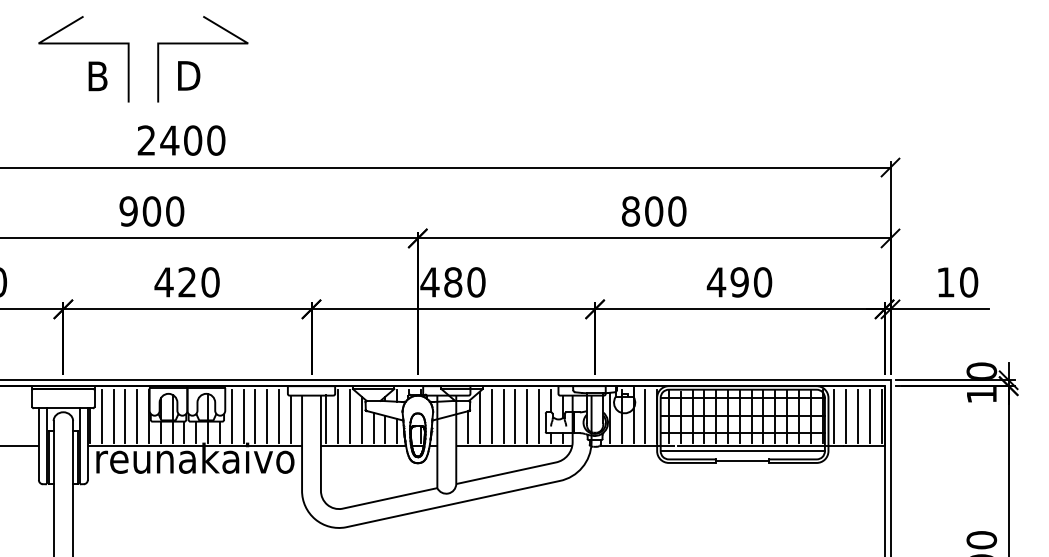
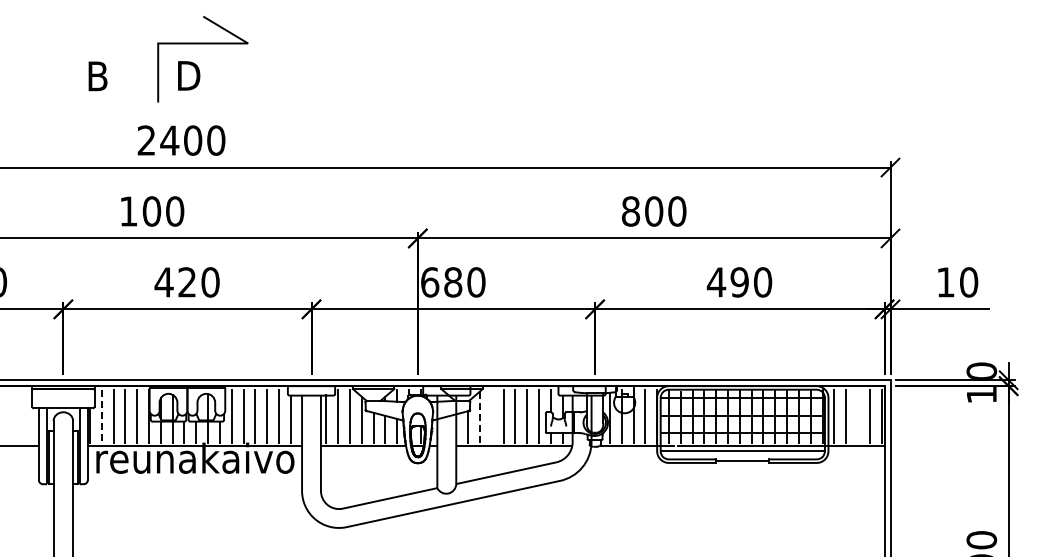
line: present -> none (83, 44)
text: 900 -> 100 (128, 211)
text: 480 -> 680 (429, 282)
line: present -> none (491, 415)
line: present -> none (858, 415)
line: solid -> dashed (101, 416)
line: solid -> dashed (479, 417)
